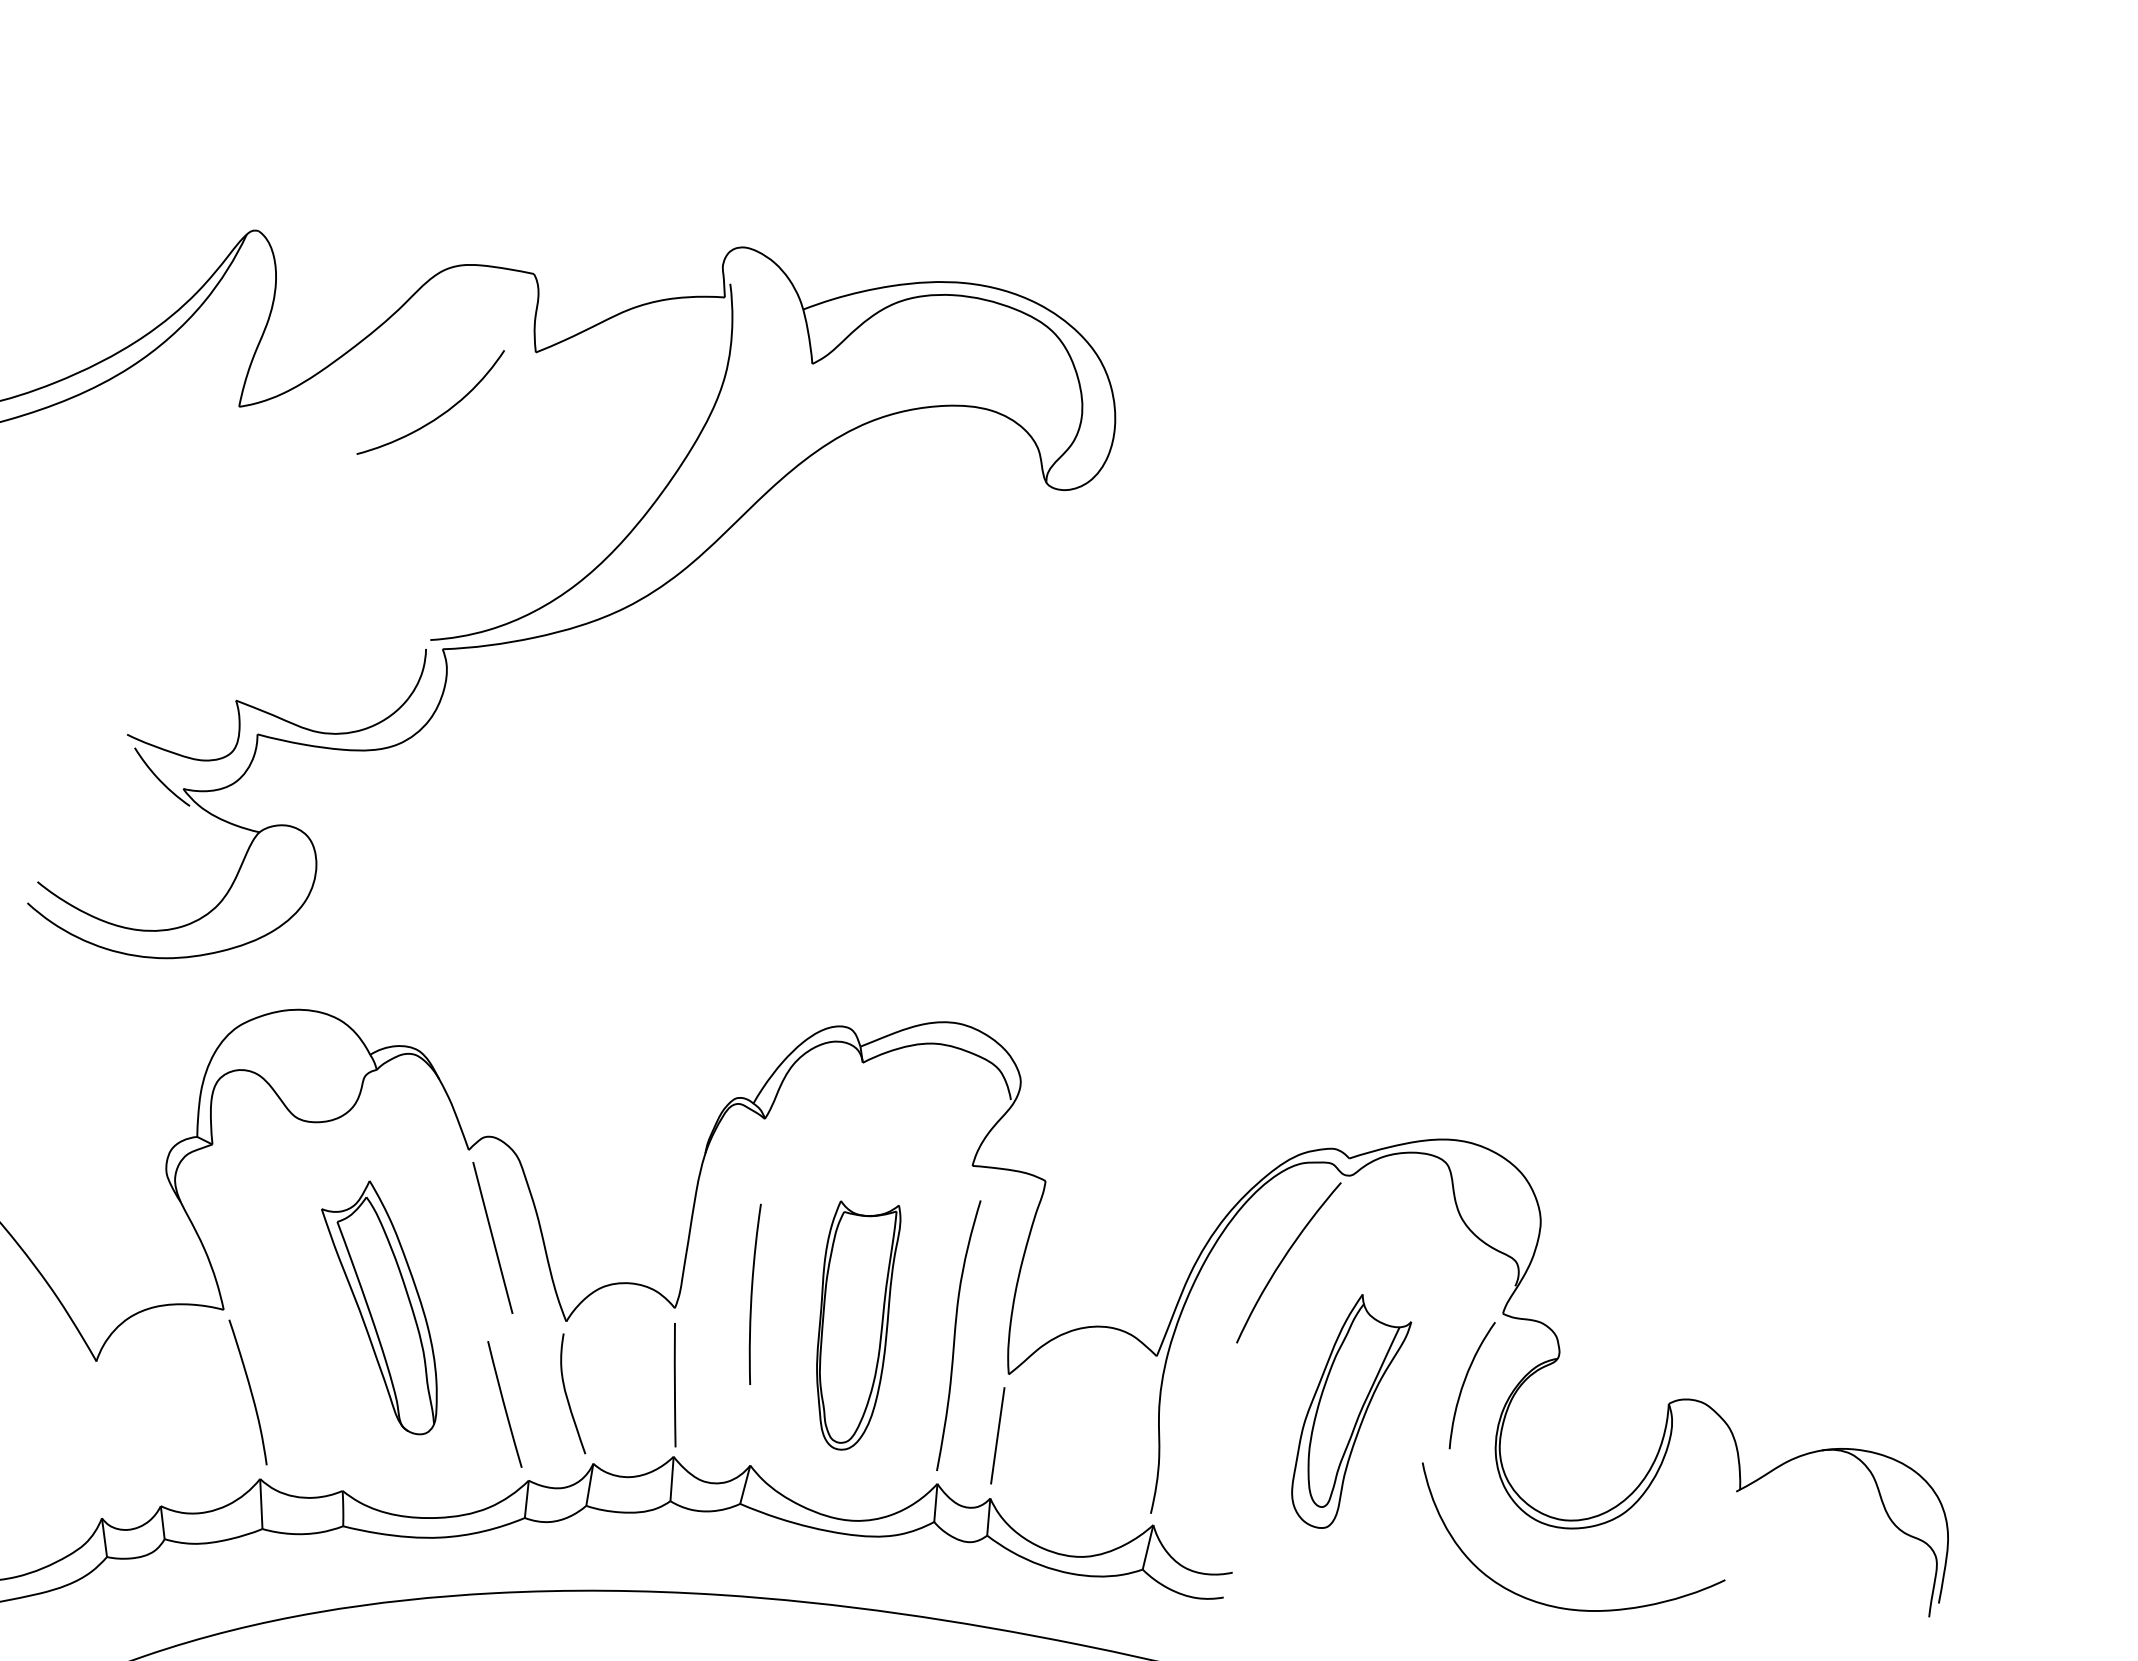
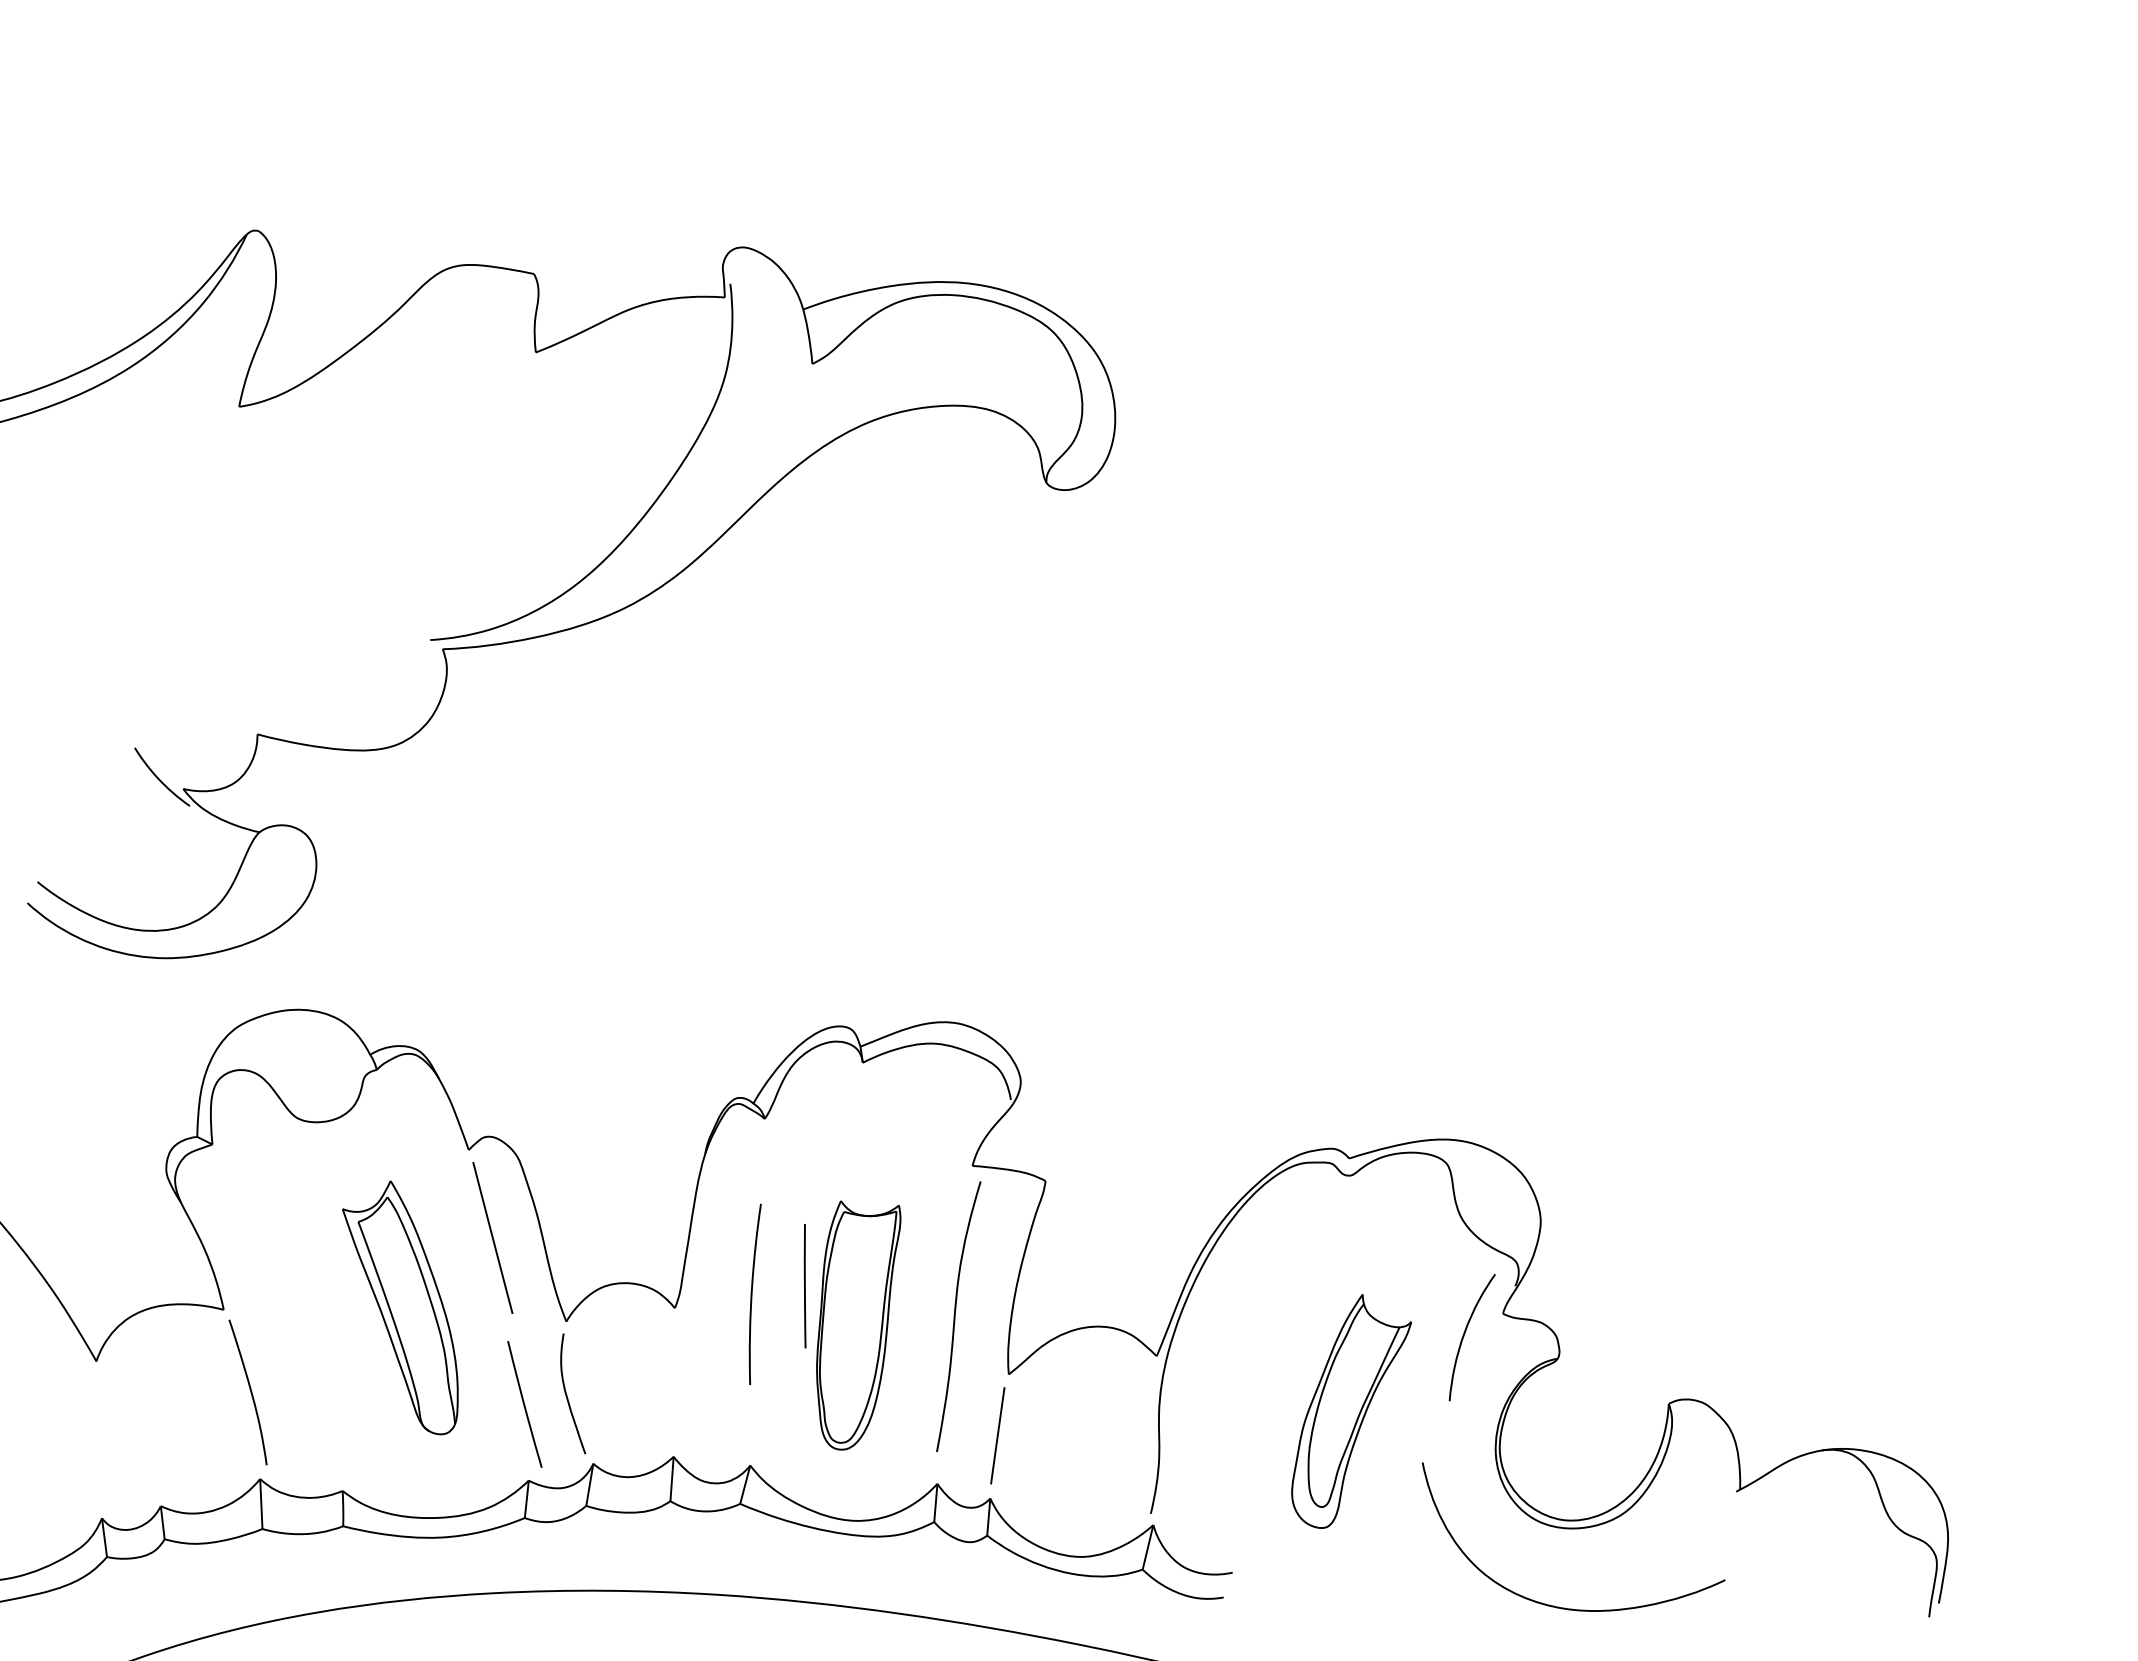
curve: present -> none (440, 414)
part: present -> none (274, 714)
curve: present -> none (1284, 1259)
part position: (379, 1307) -> (400, 1307) (400, 1307)
curve position: (955, 1335) -> (955, 1316) (955, 1316)
curve position: (1464, 1384) -> (1464, 1336) (1464, 1336)
line position: (674, 1385) -> (804, 1286) (804, 1286)
line position: (504, 1404) -> (524, 1404) (524, 1404)
